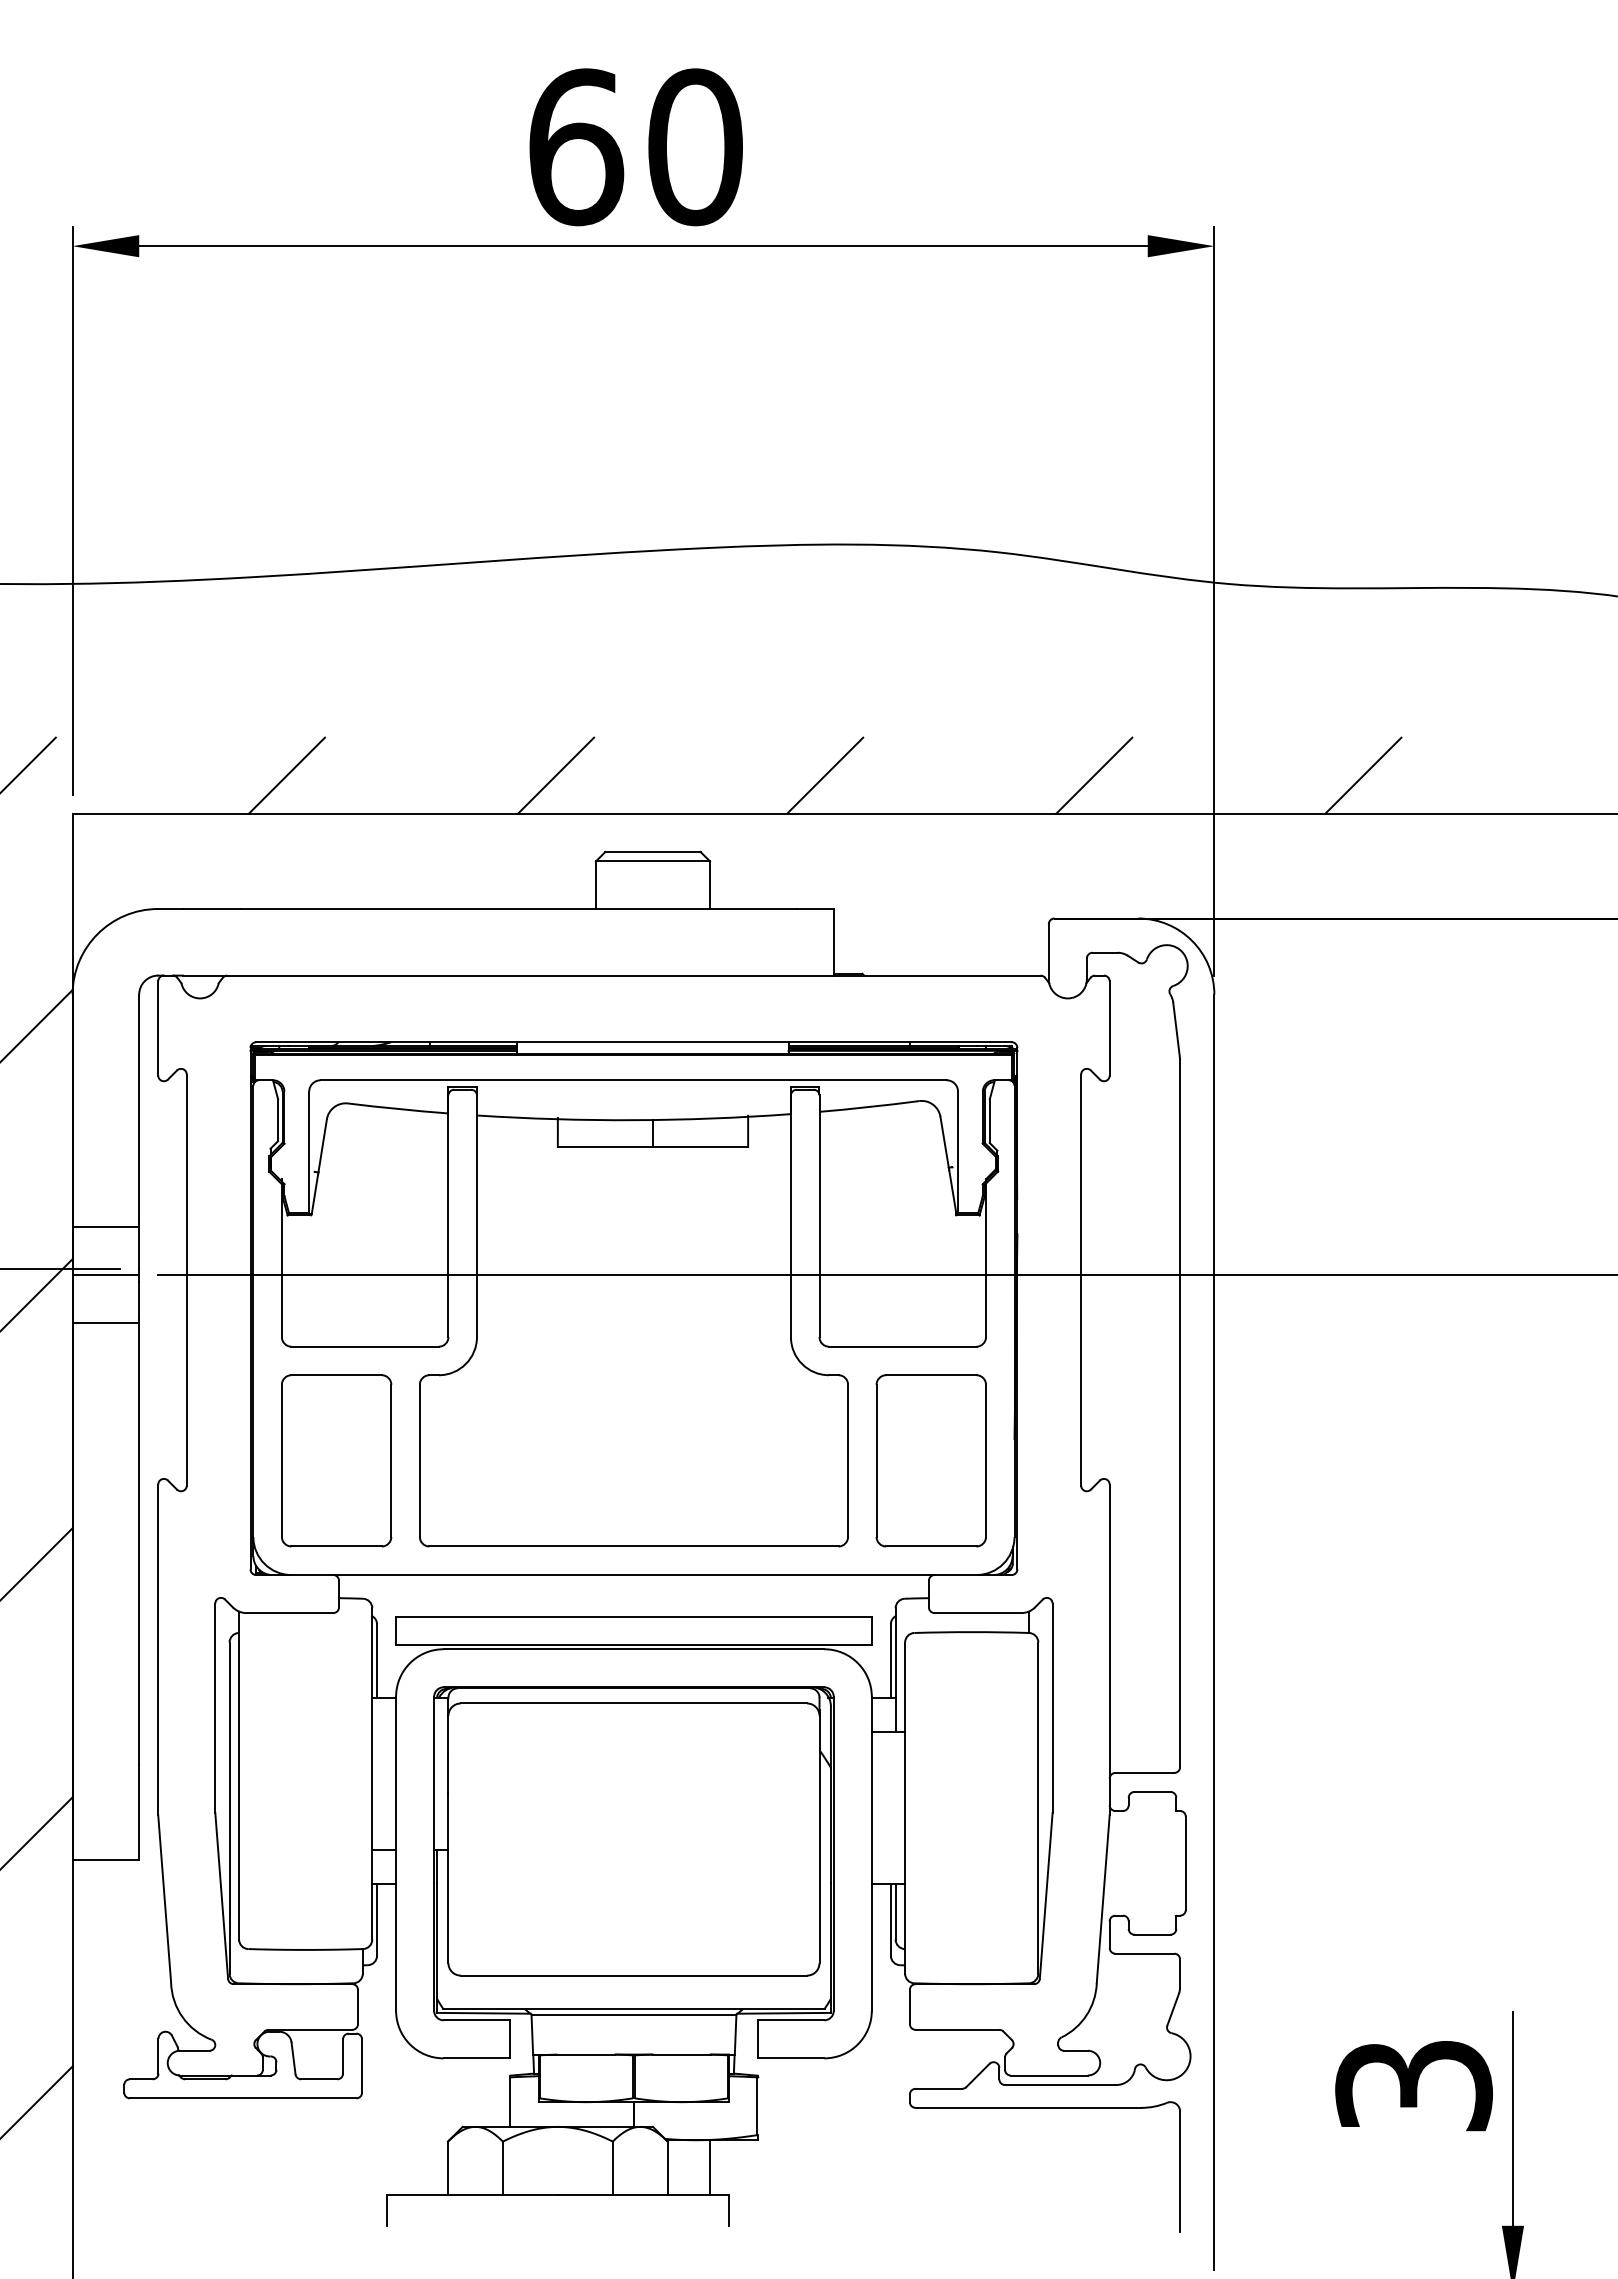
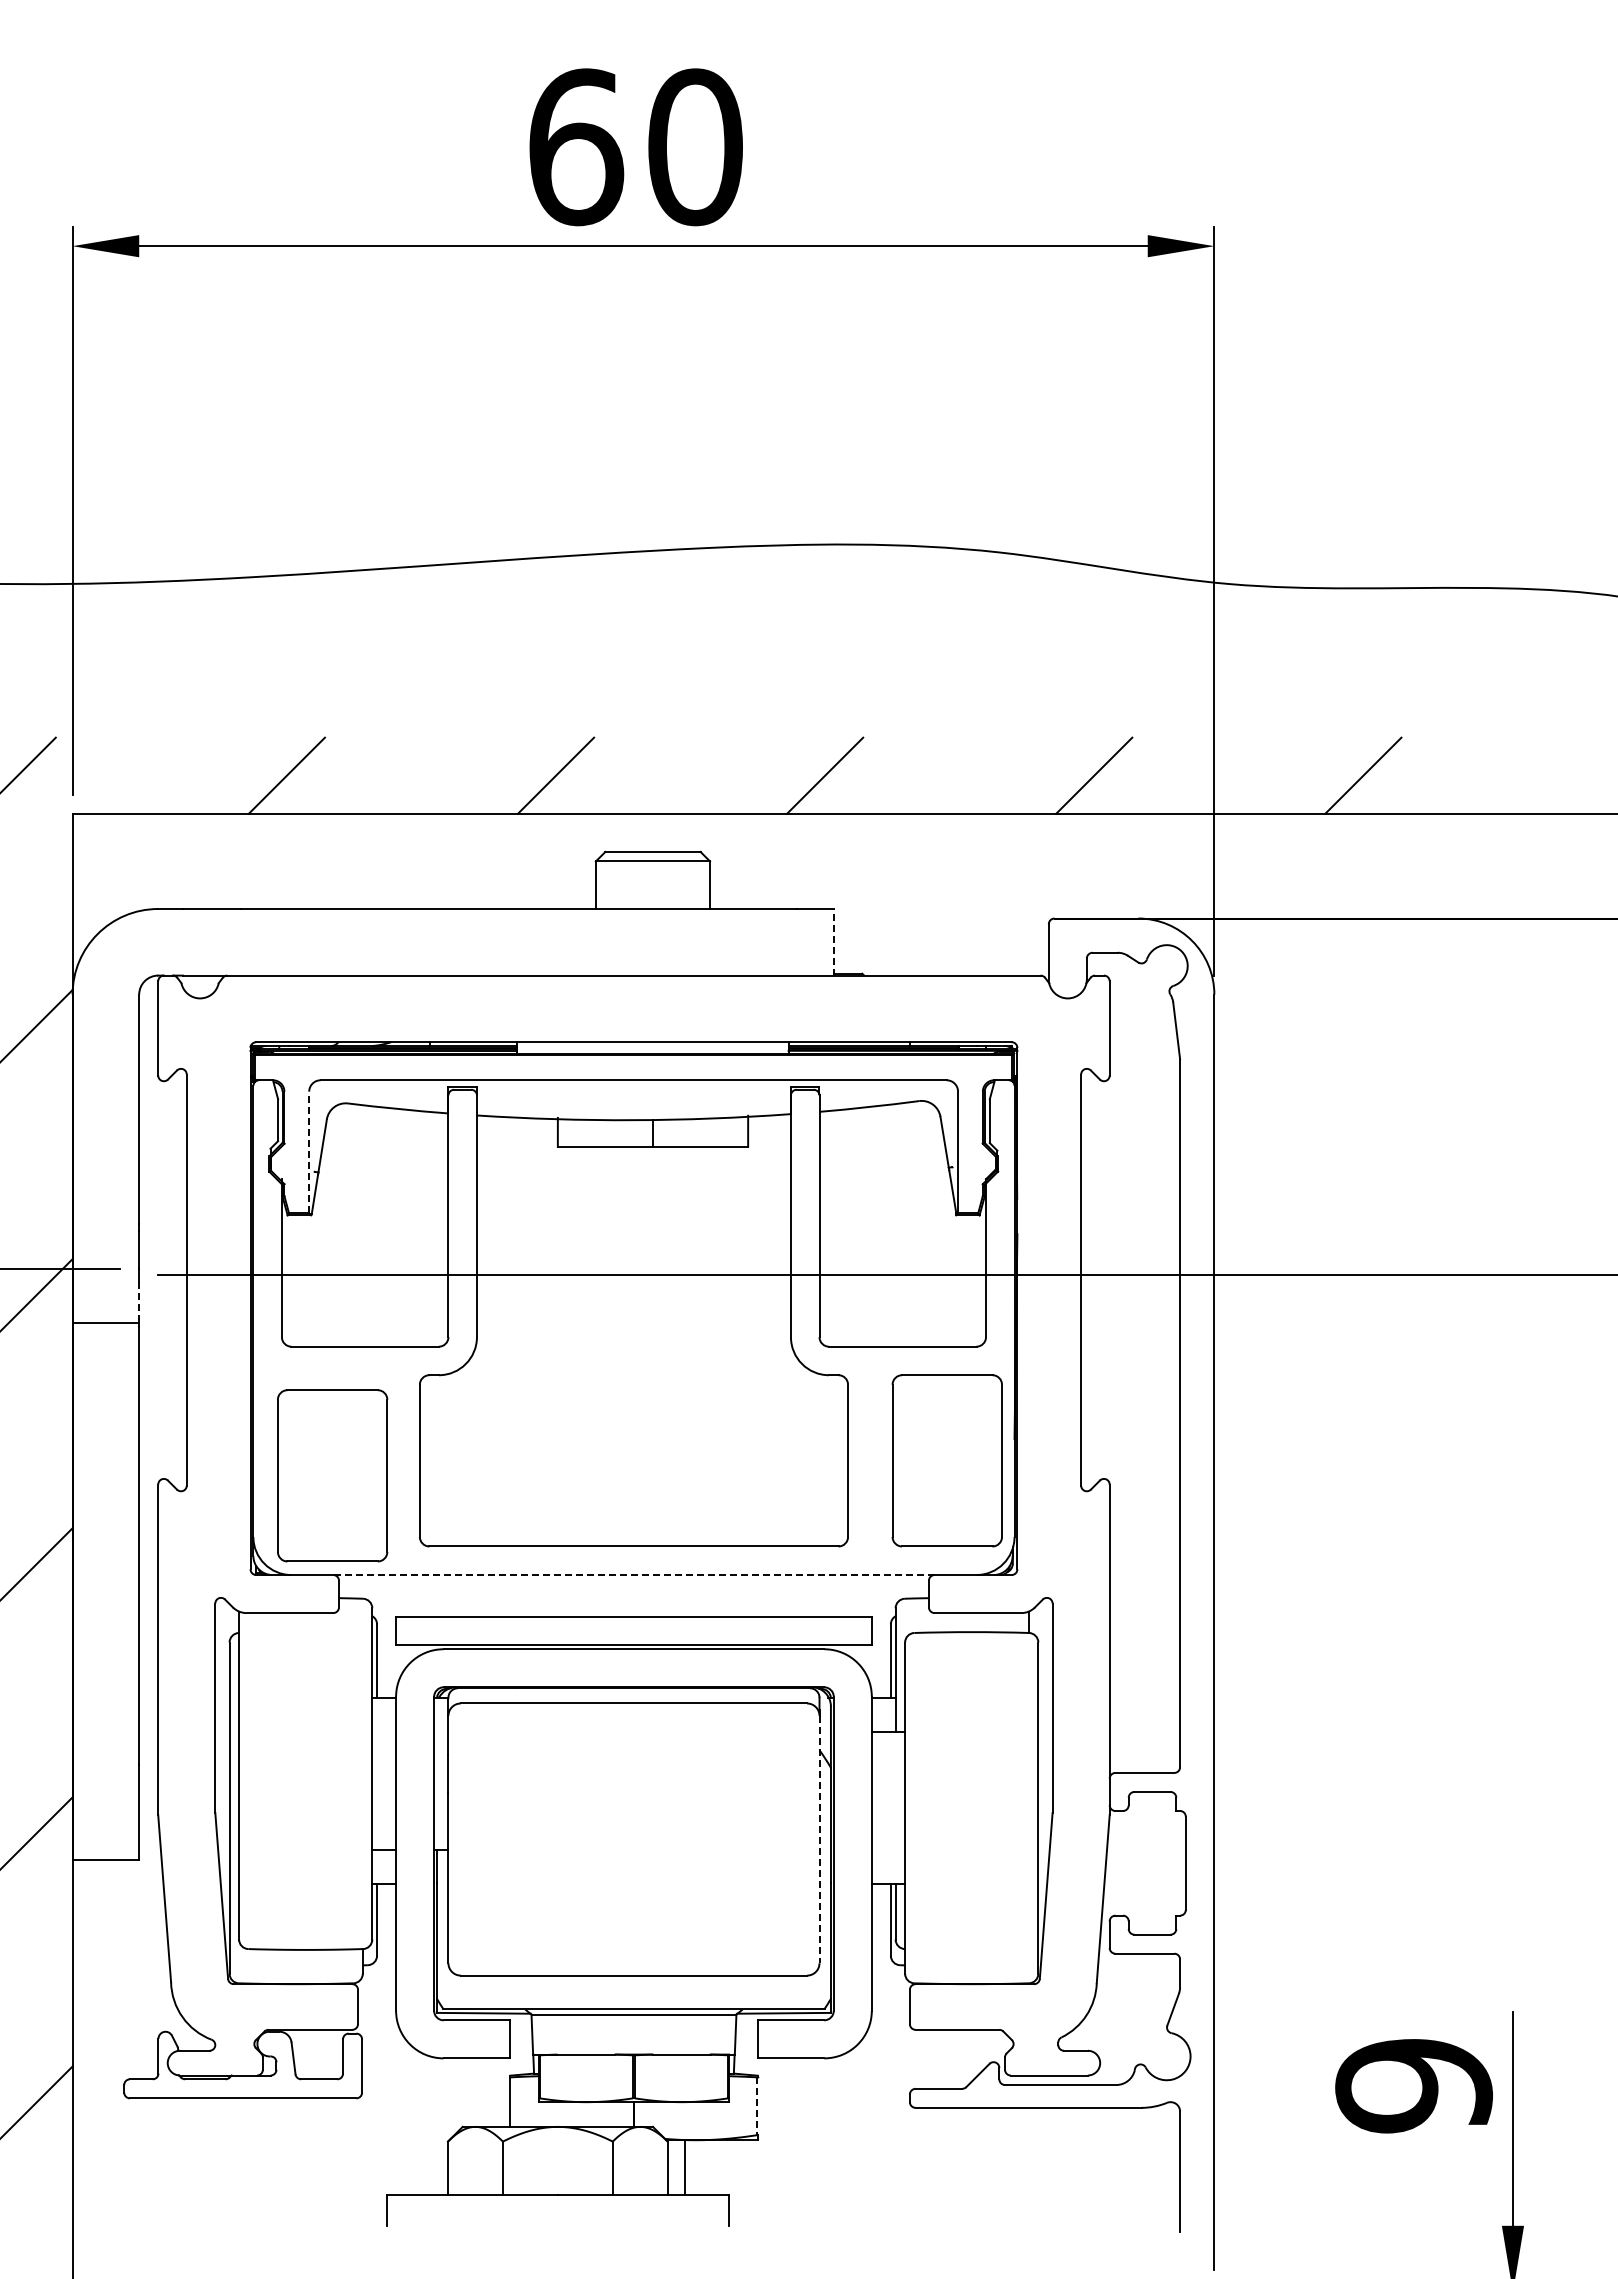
line: solid -> dashed (833, 941)
line: solid -> dashed (309, 1152)
line: present -> none (105, 1227)
line: present -> none (105, 1275)
line: solid -> dashed (139, 1301)
part position: (336, 1460) -> (332, 1475) (332, 1475)
part position: (930, 1460) -> (946, 1460) (946, 1460)
line: solid -> dashed (633, 1575)
line: solid -> dashed (819, 1839)
text: 3 -> 9 (1413, 2086)
line: solid -> dashed (757, 2106)
line position: (710, 2167) -> (685, 2167) (685, 2167)
